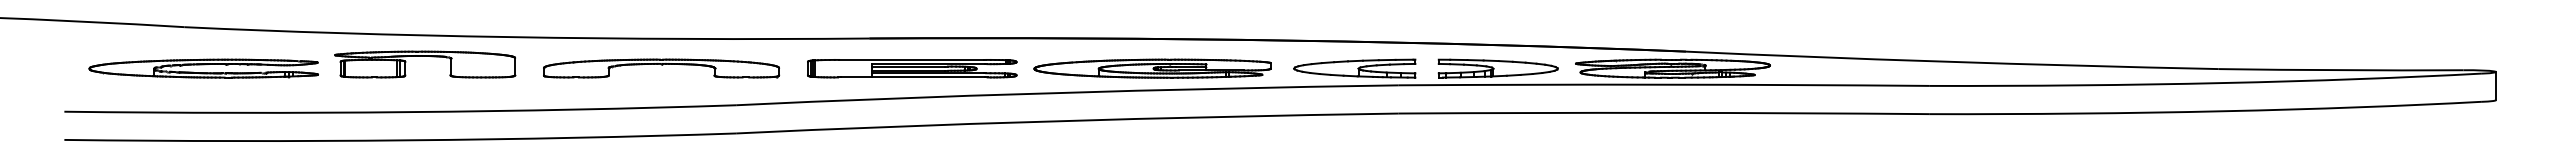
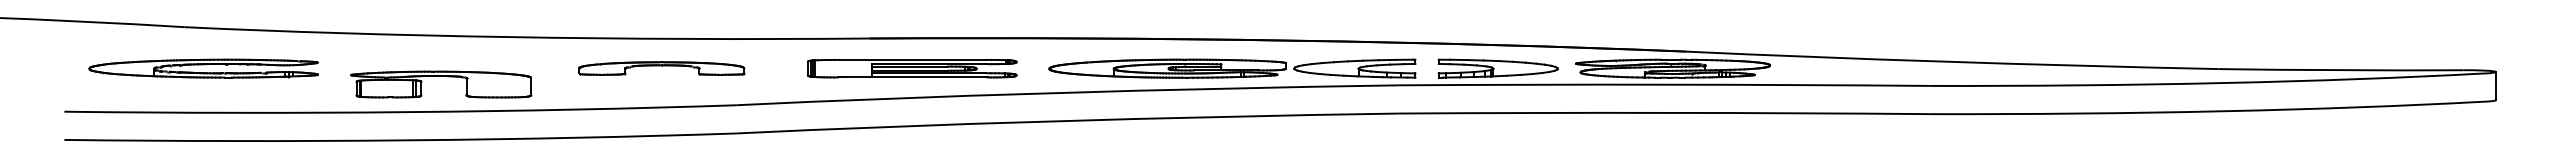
part position: (425, 56) -> (441, 76) (441, 76)
part size: 238x21 px -> 168x15 px (661, 68)
part position: (1152, 68) -> (1167, 68) (1167, 68)
